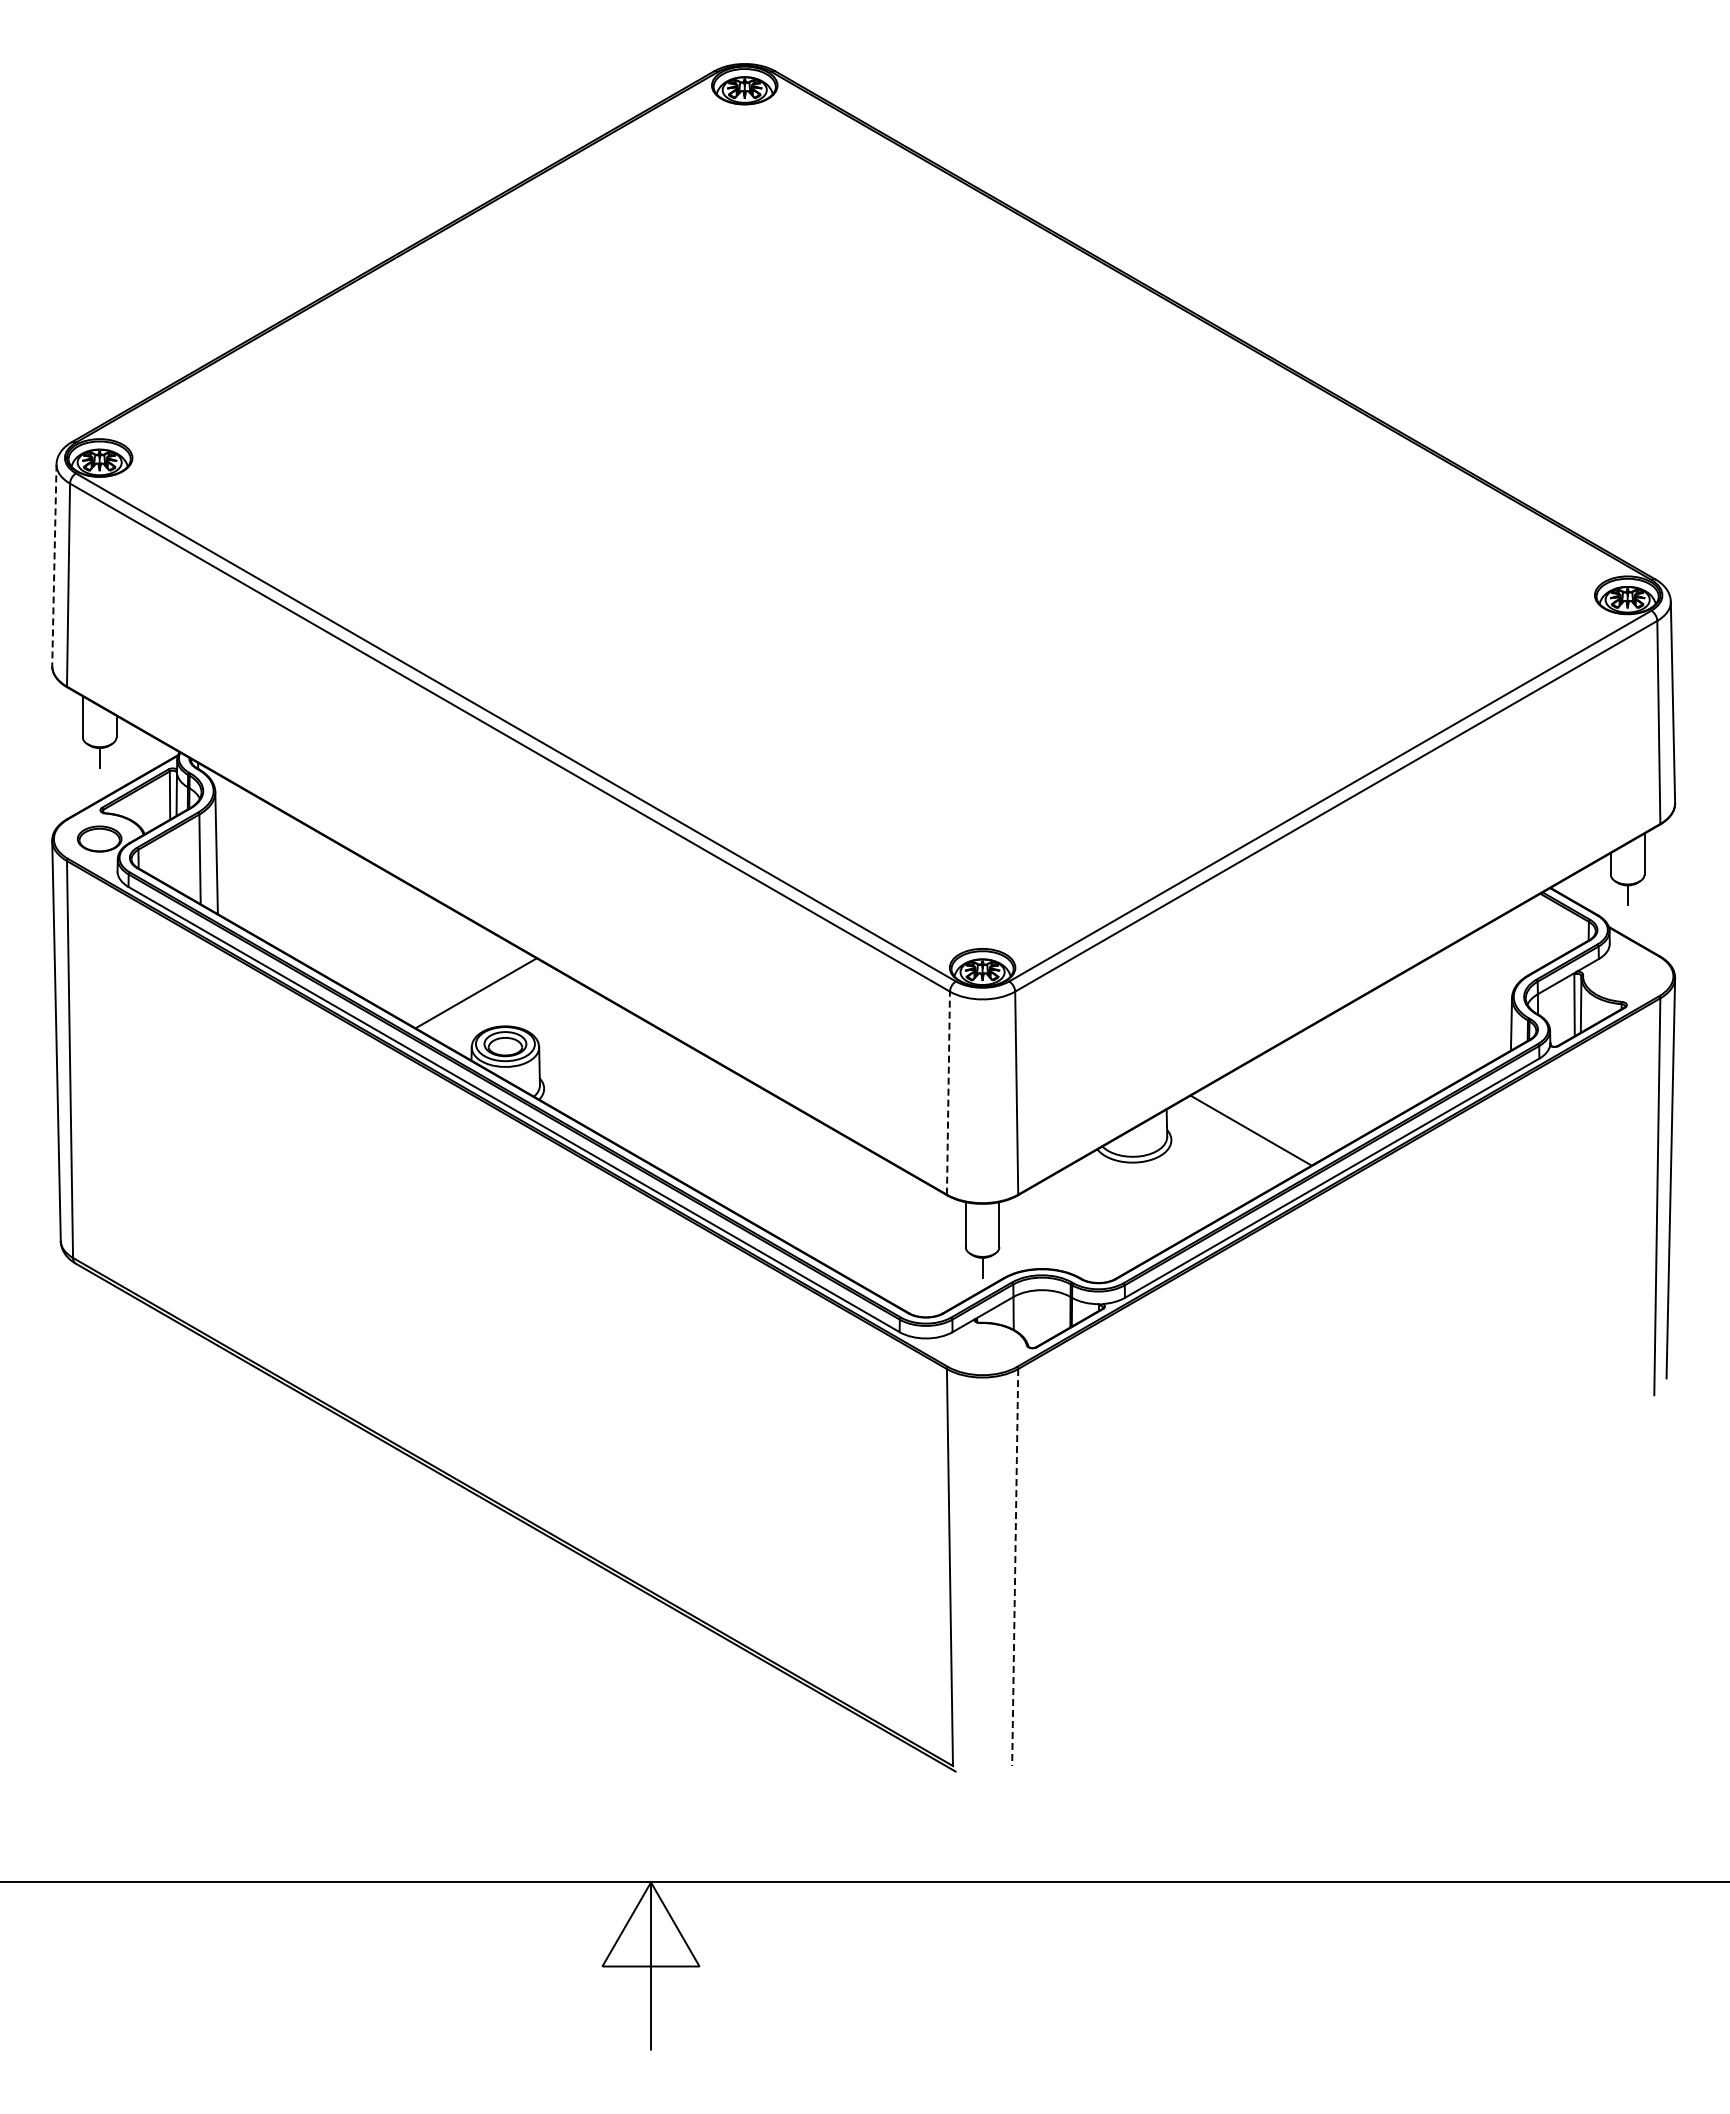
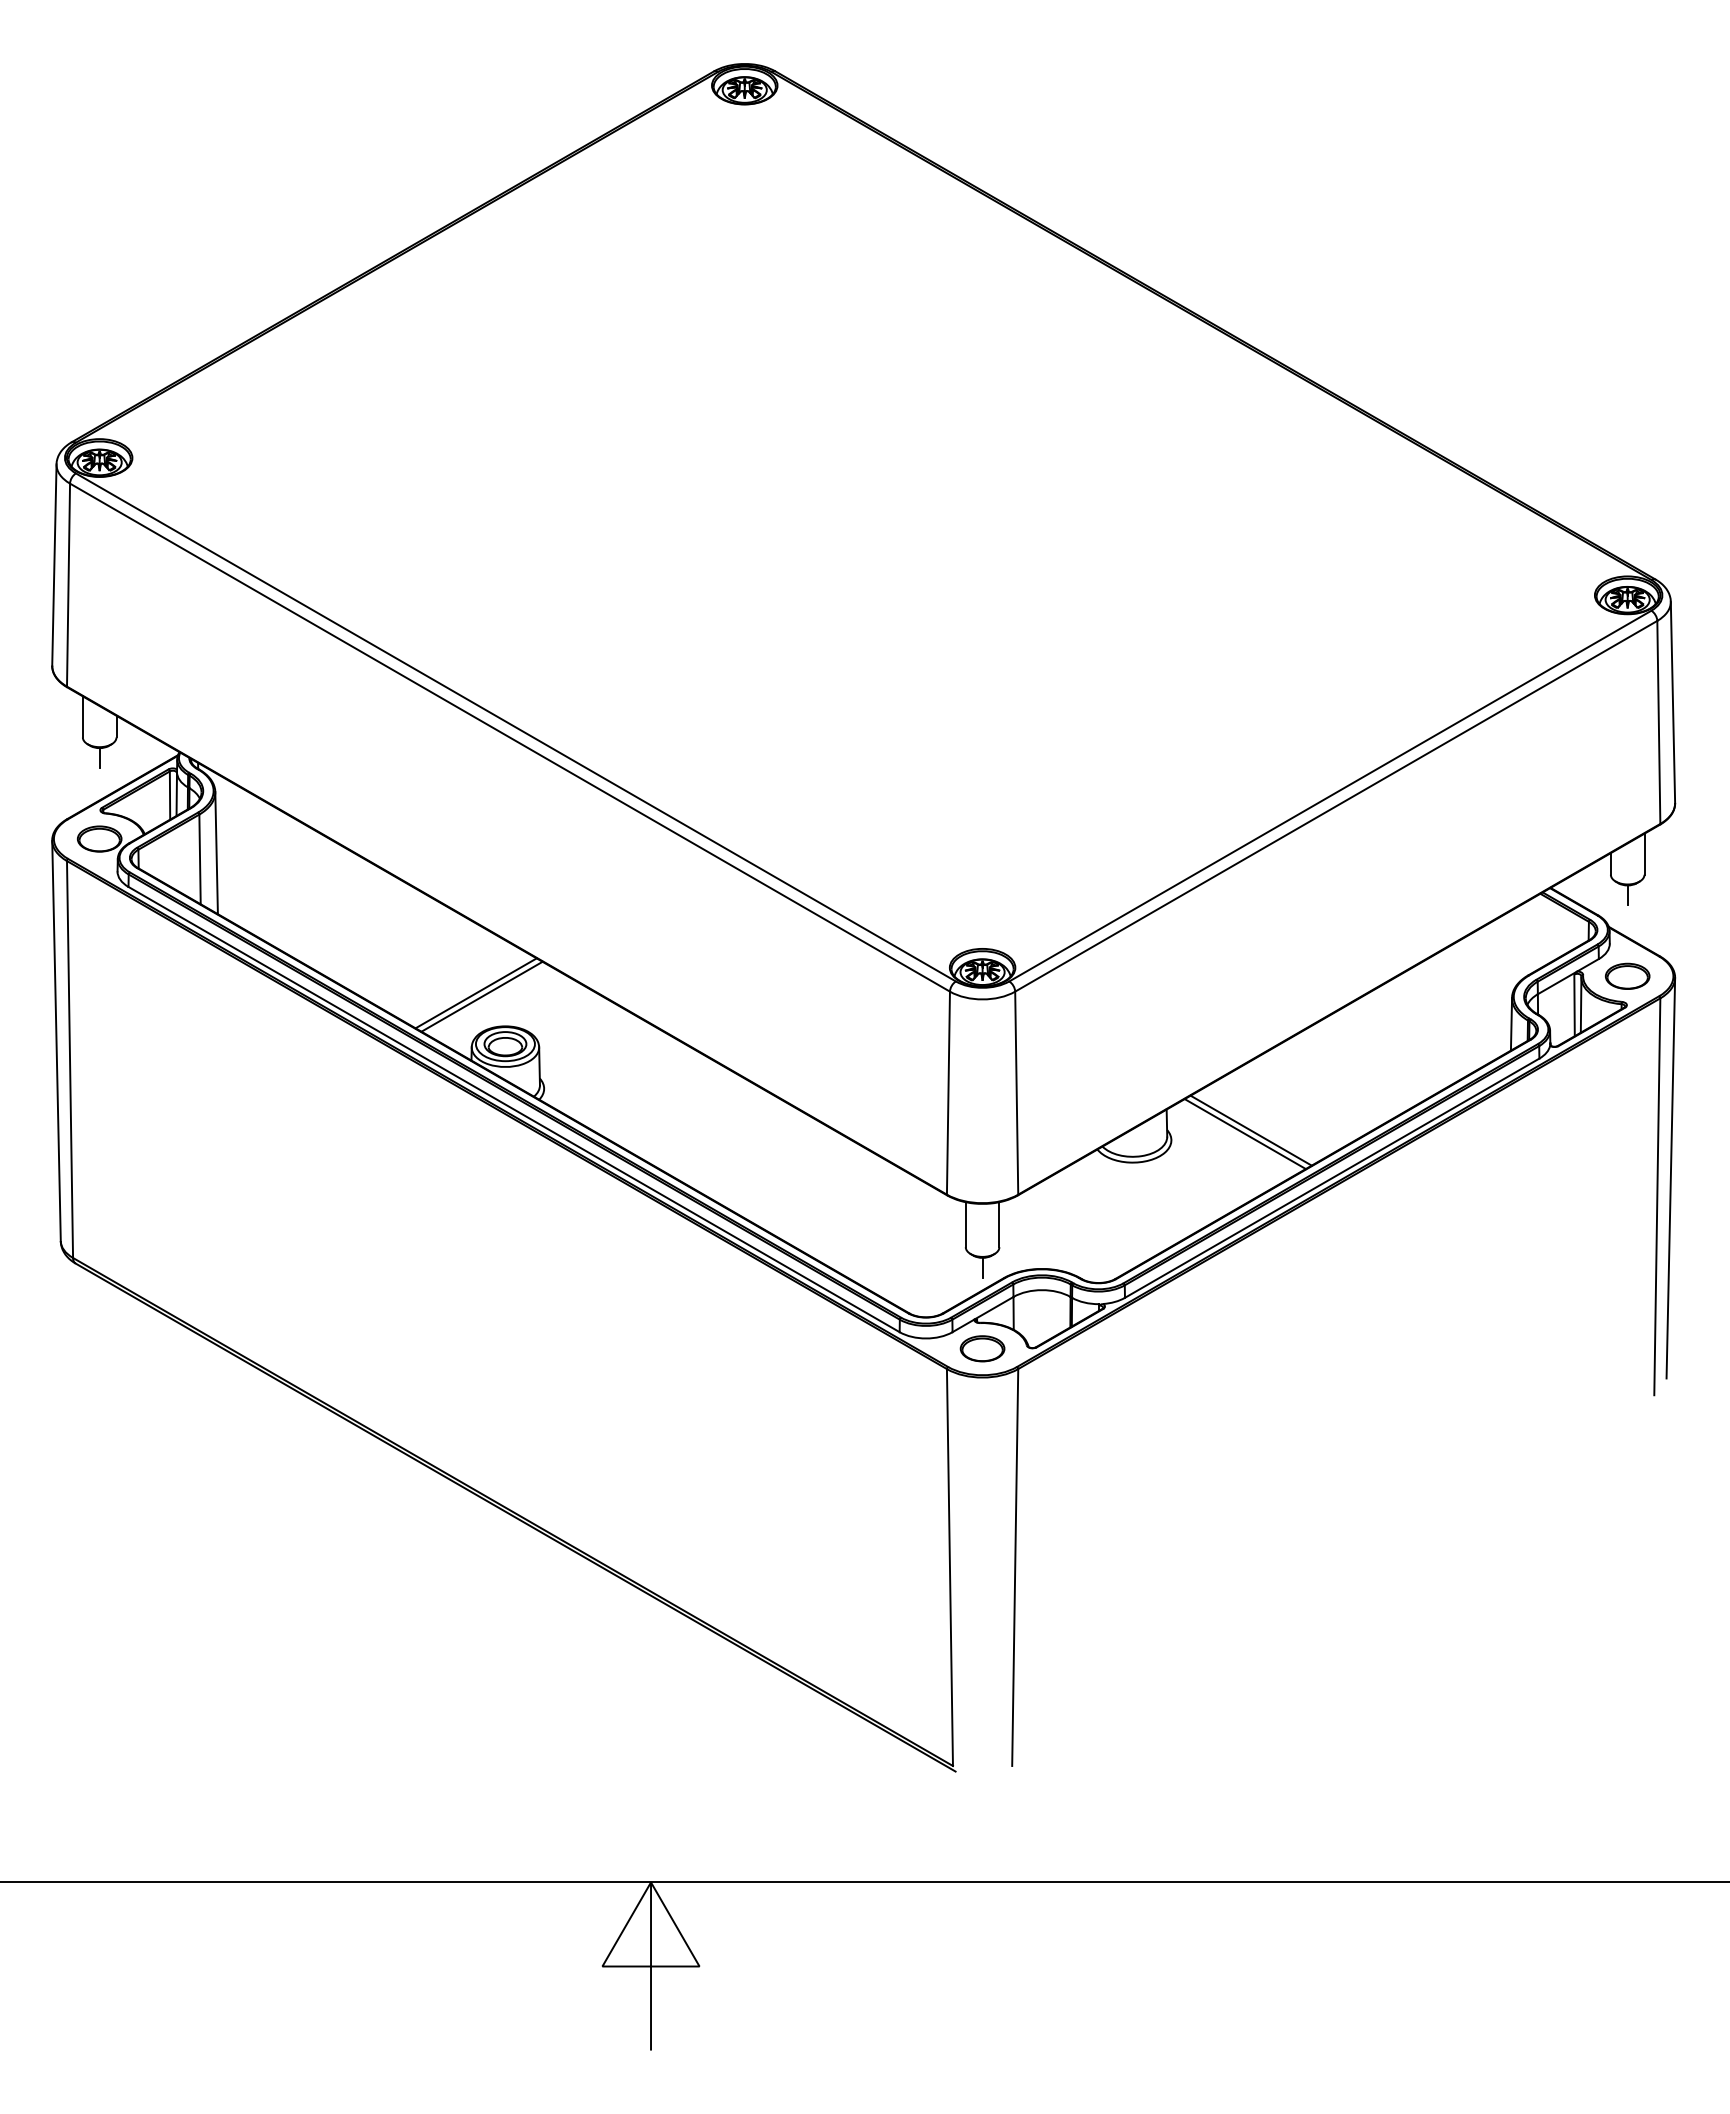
line: dashed -> solid (54, 565)
part: none -> present (1627, 975)
line: none -> present (481, 996)
line: dashed -> solid (948, 1093)
line: none -> present (1244, 1134)
part: none -> present (982, 1348)
line: dashed -> solid (1015, 1568)
